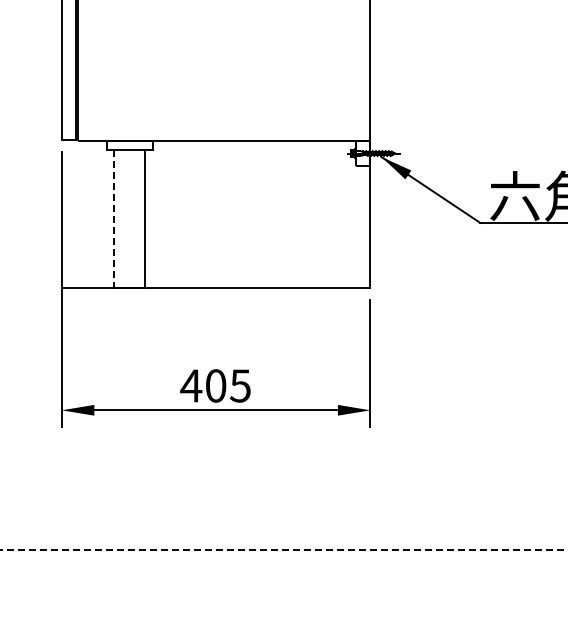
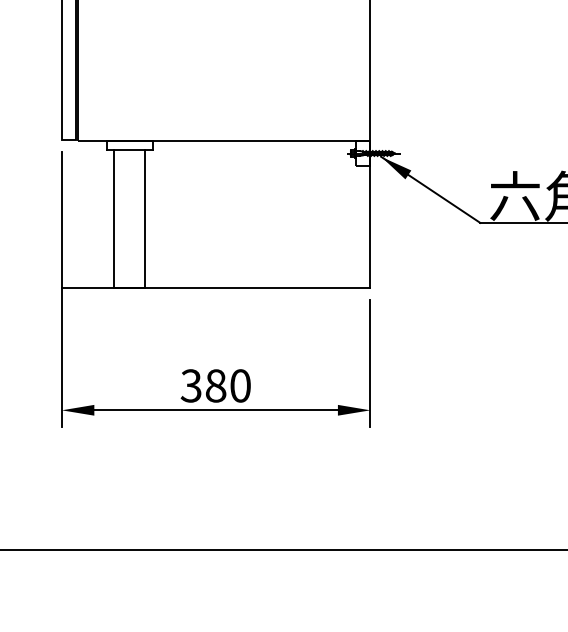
line: dashed -> solid (114, 219)
text: 405 -> 380 (215, 385)
line: dashed -> solid (284, 549)
